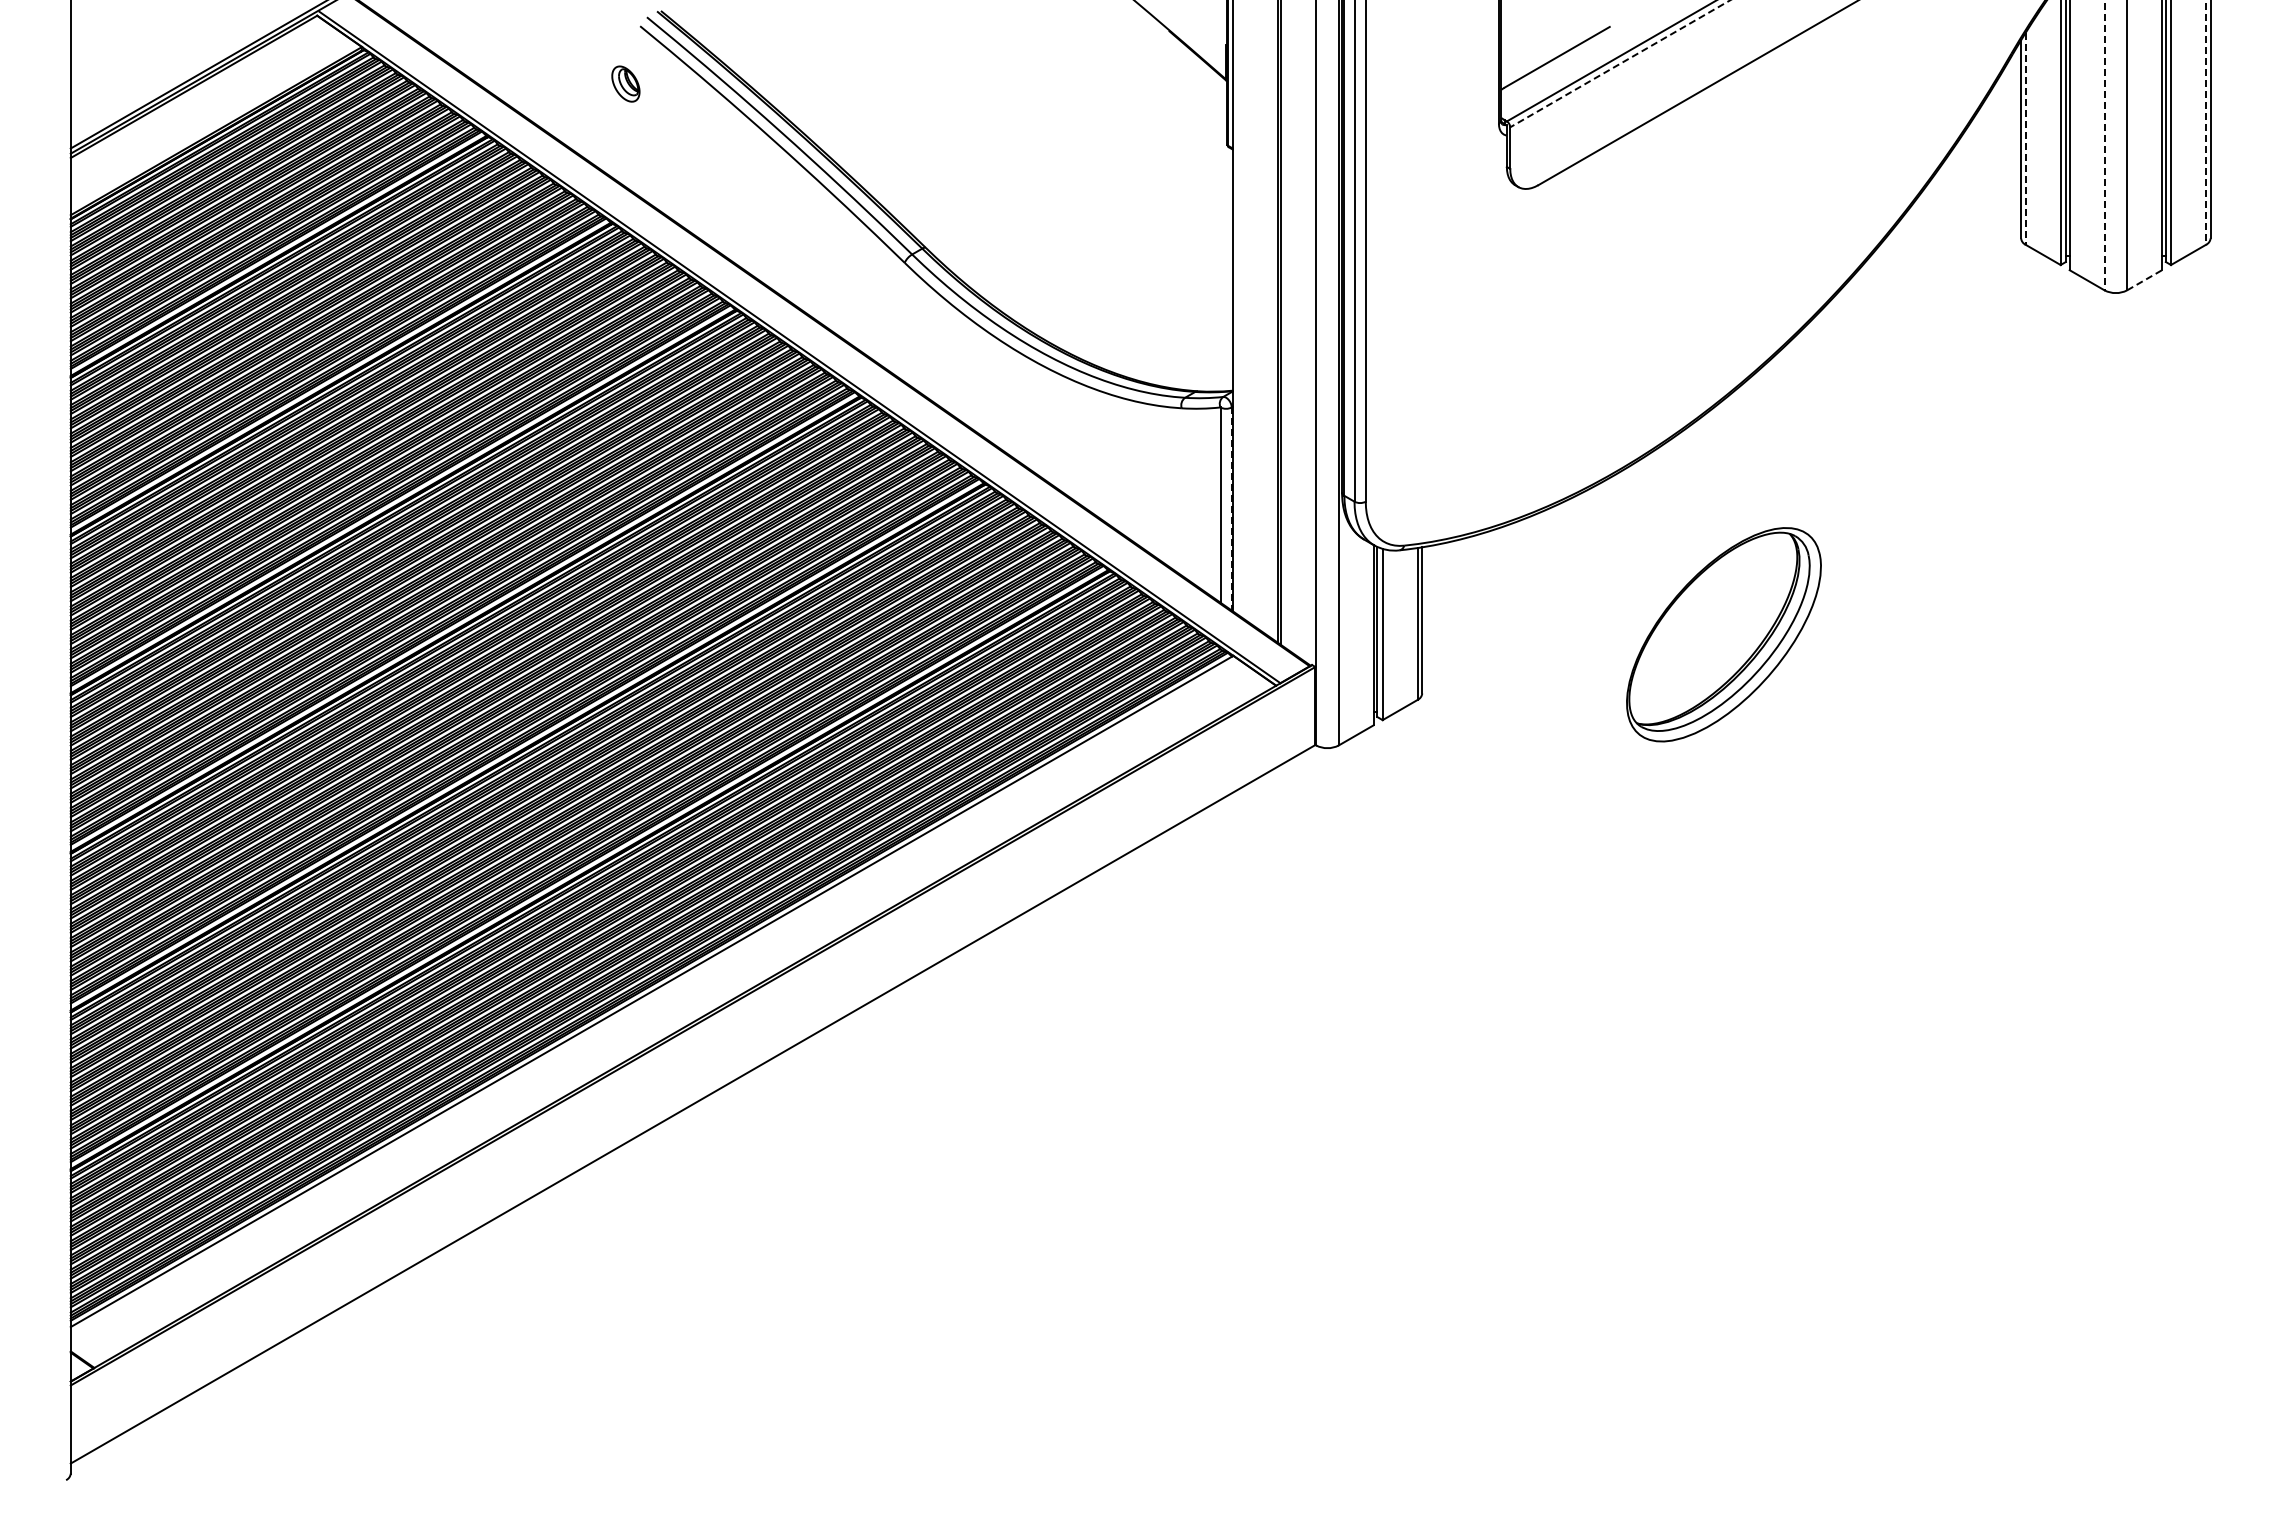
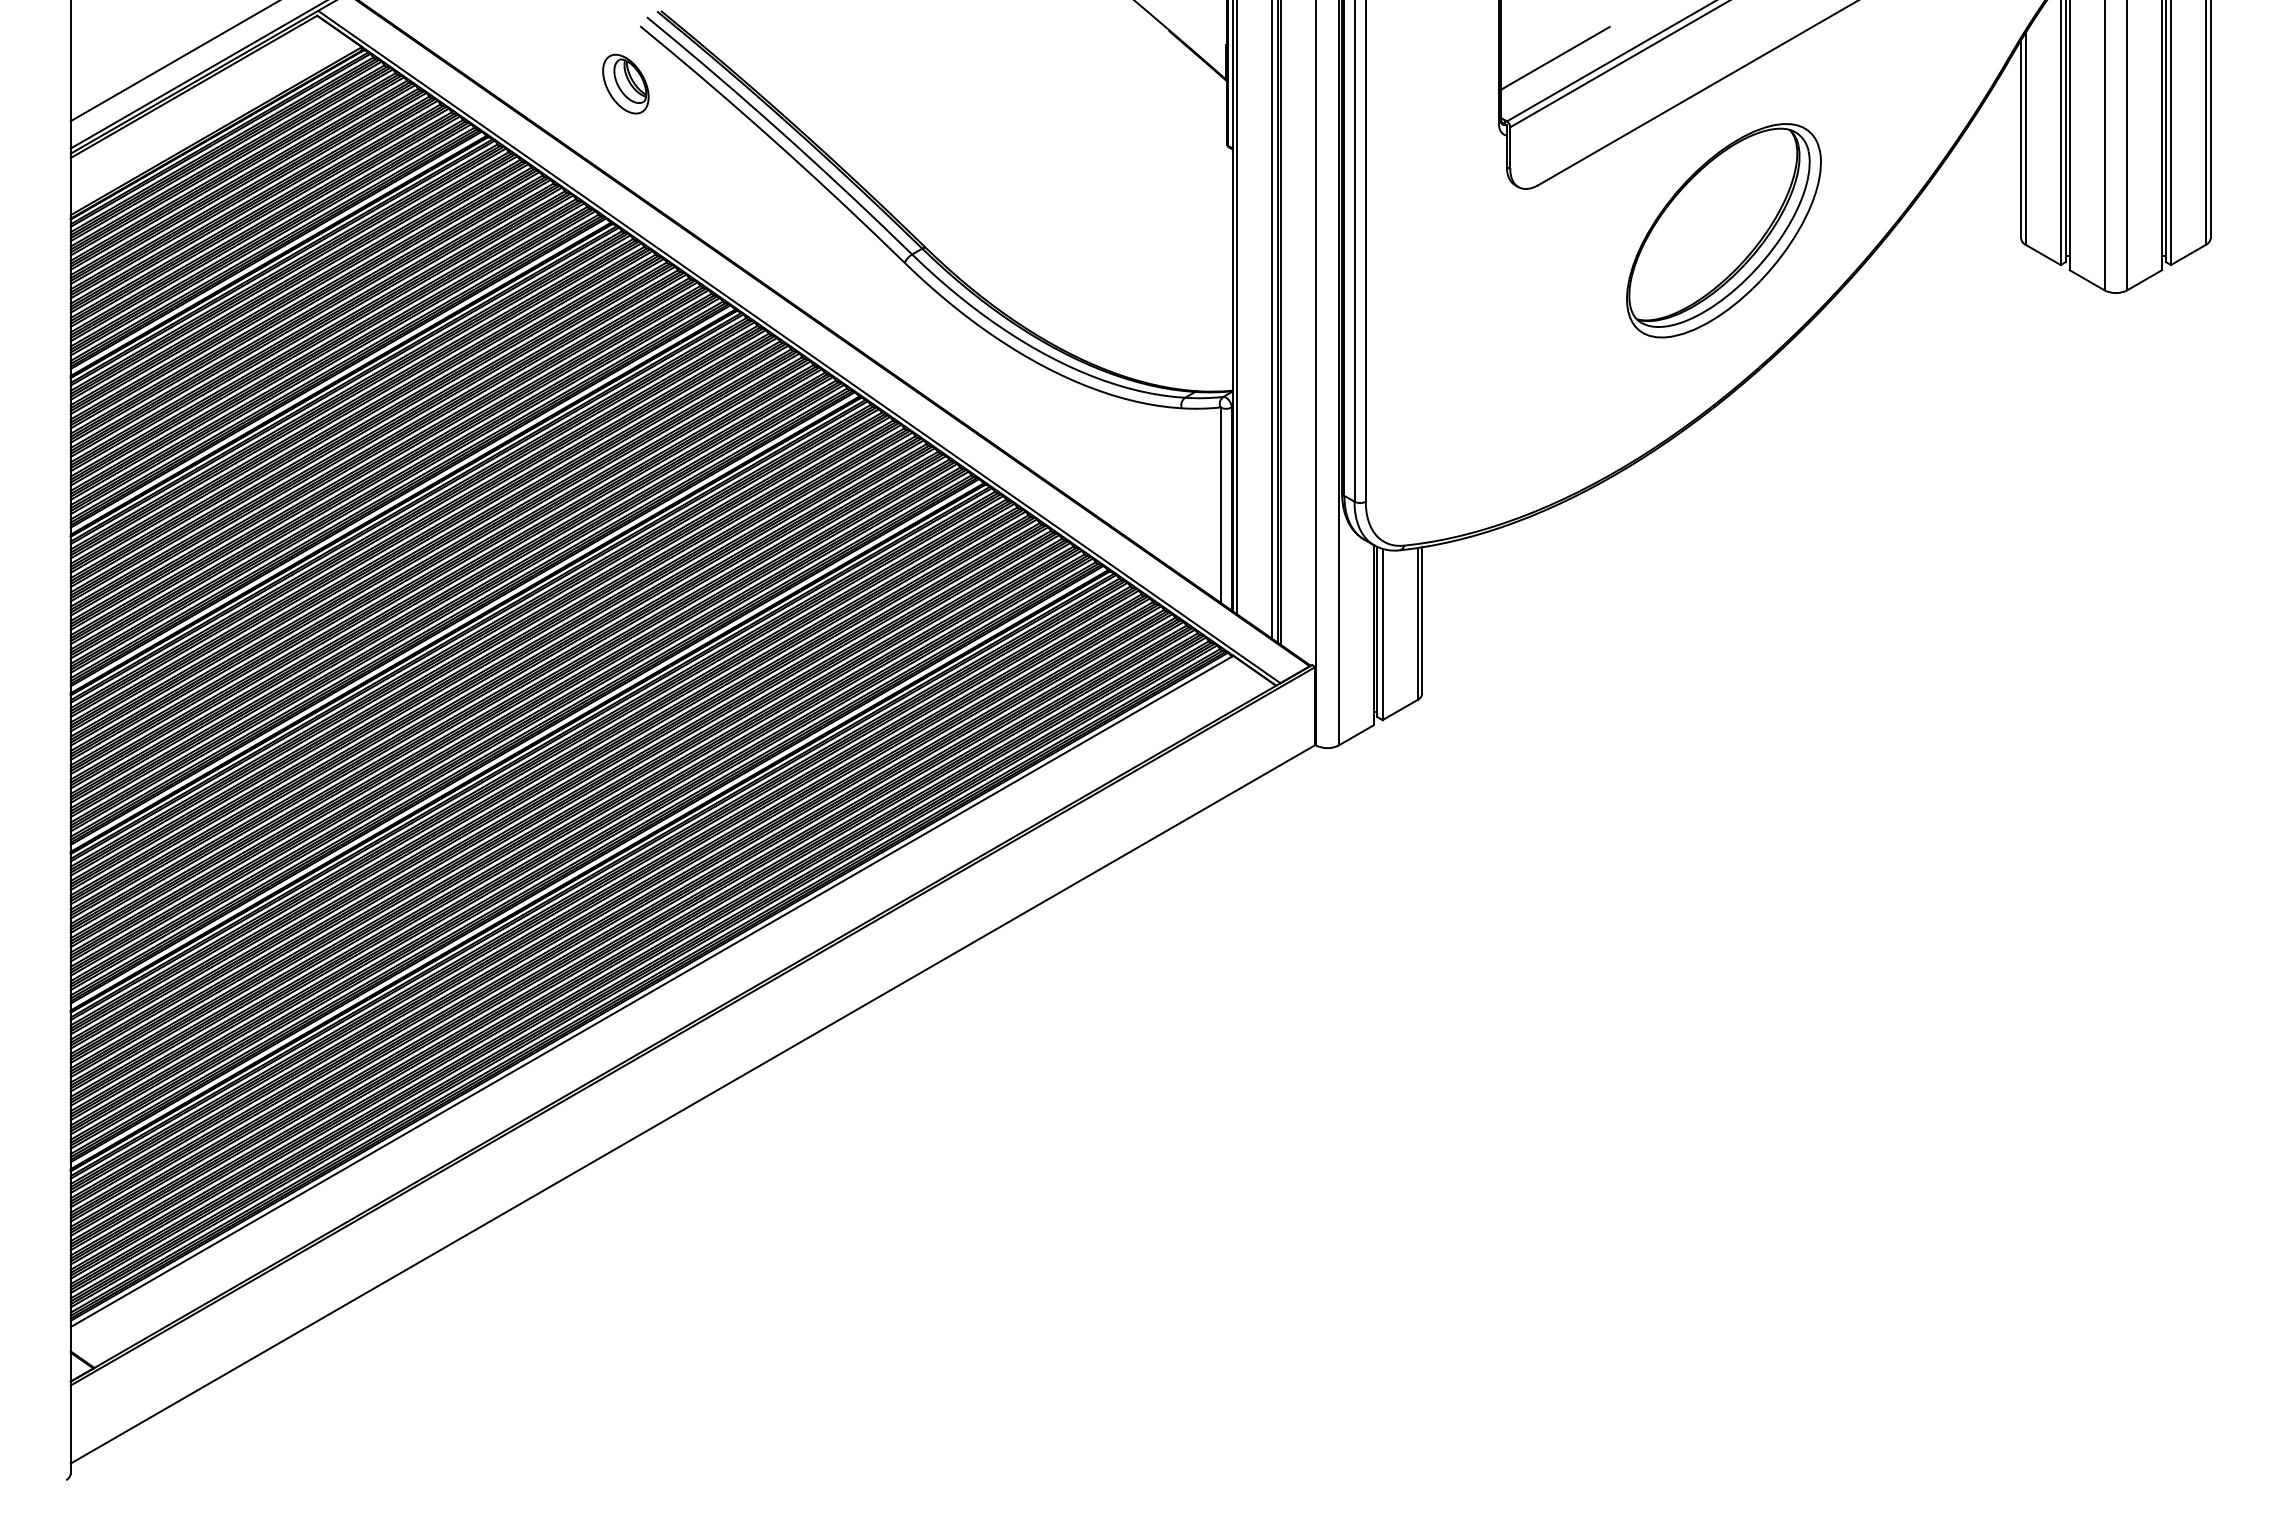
line: none -> present (173, 61)
line: dashed -> solid (1620, 63)
part size: 30x38 px -> 48x62 px (625, 83)
line: dashed -> solid (2205, 123)
line: dashed -> solid (2025, 139)
line: dashed -> solid (2104, 145)
line: dashed -> solid (2145, 280)
line: none -> present (1237, 308)
line: none -> present (1272, 320)
line: dashed -> solid (1231, 509)
part position: (1723, 634) -> (1723, 230) (1723, 230)
